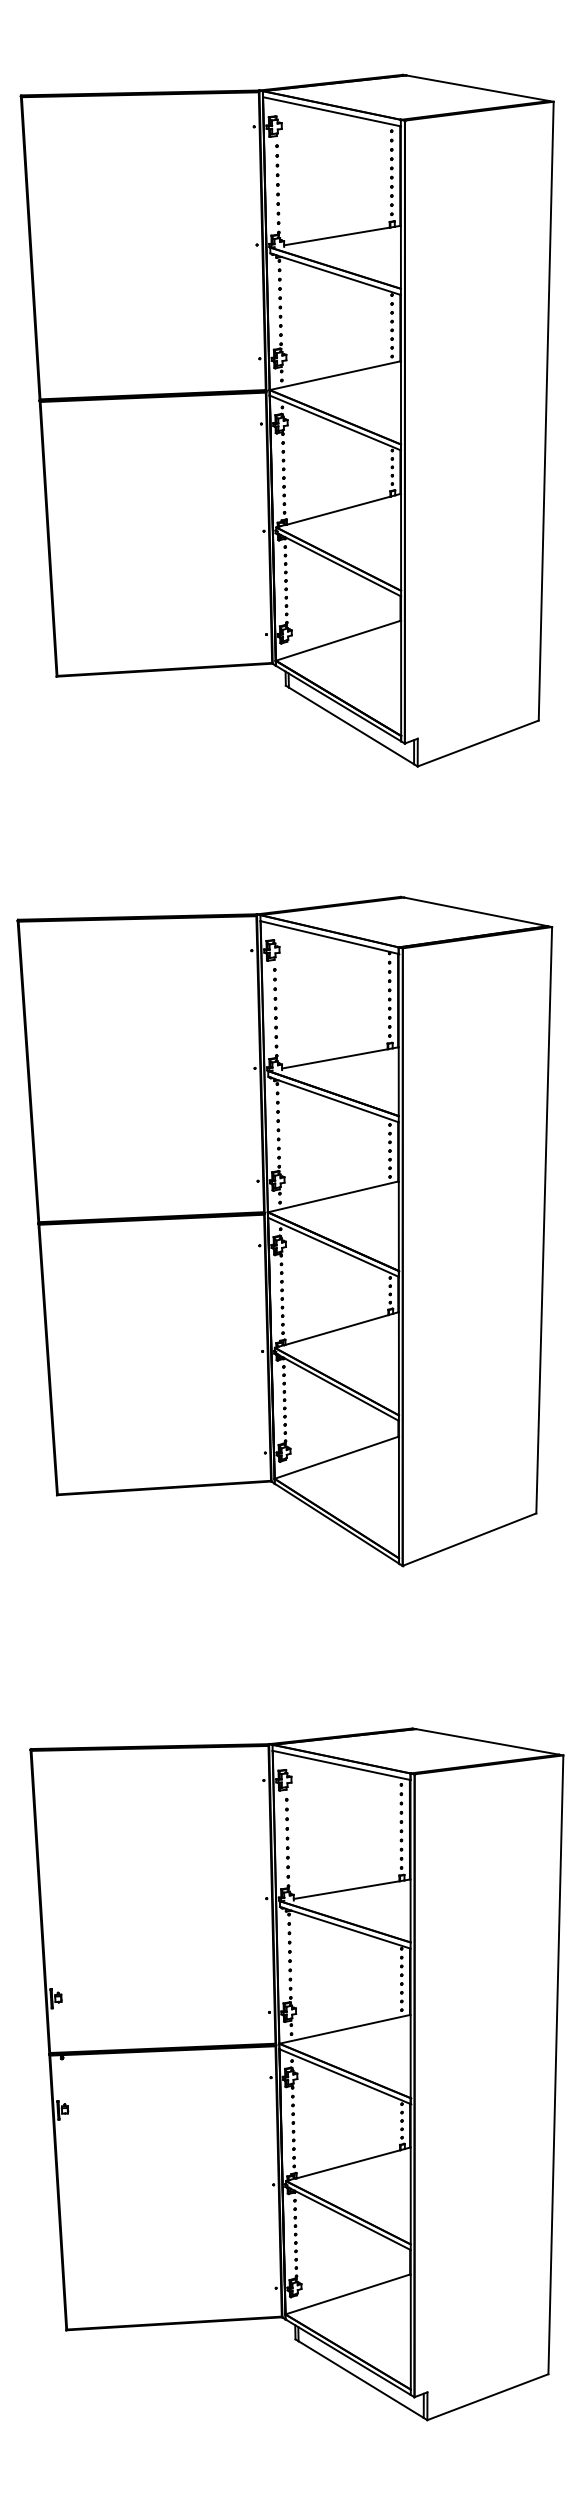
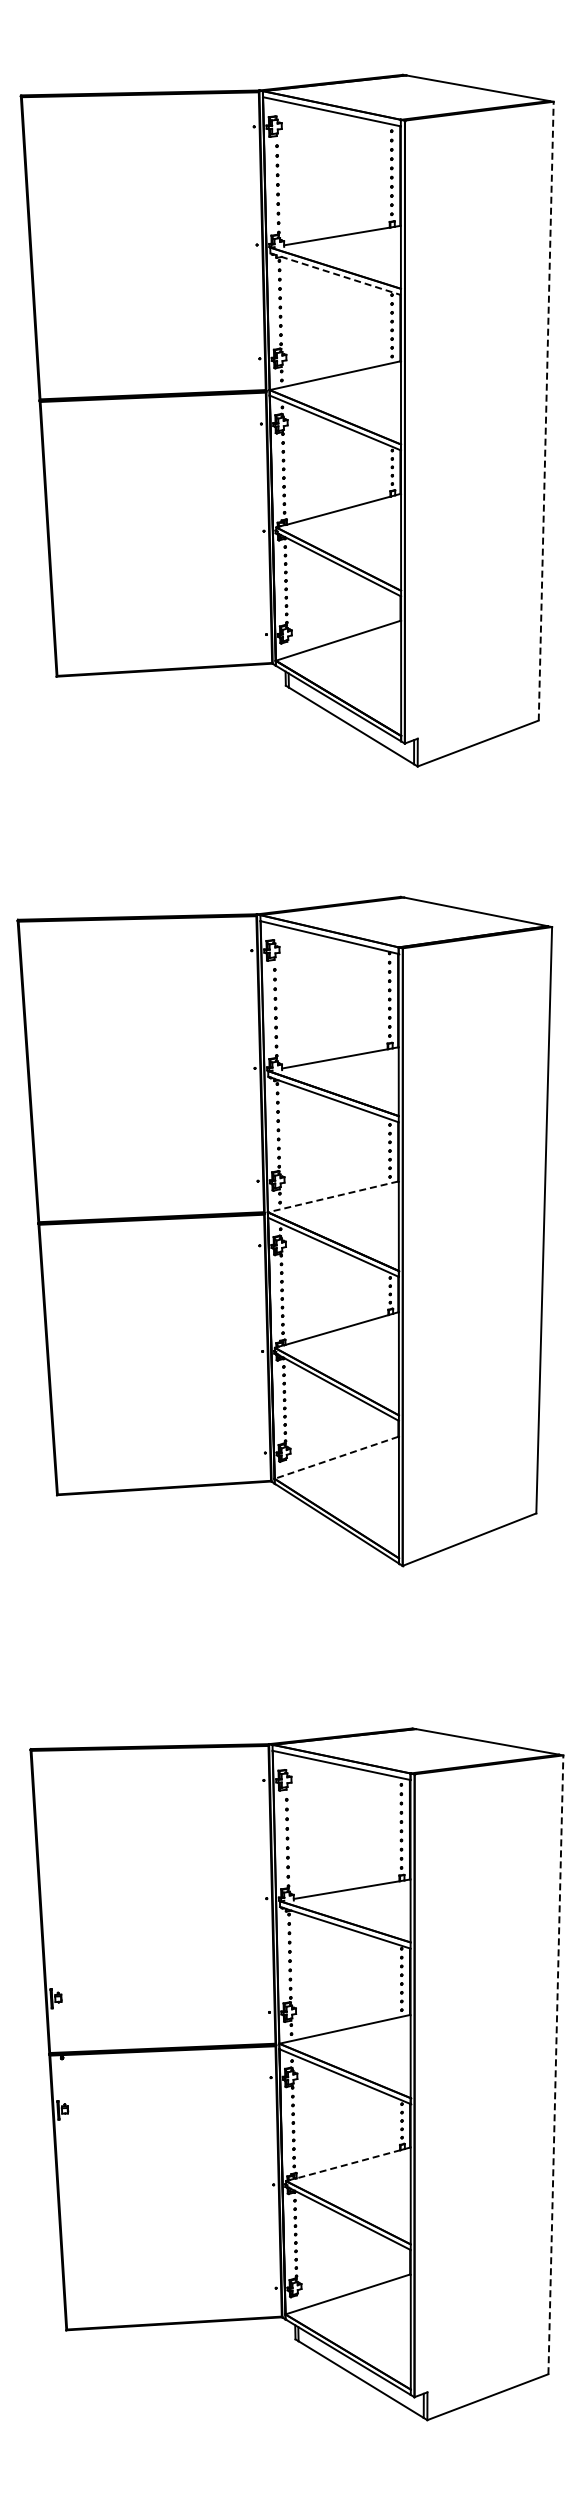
line: solid -> dashed (335, 274)
line: solid -> dashed (546, 410)
line: solid -> dashed (333, 1196)
line: solid -> dashed (336, 1457)
line: solid -> dashed (555, 2064)
line: solid -> dashed (348, 2164)
